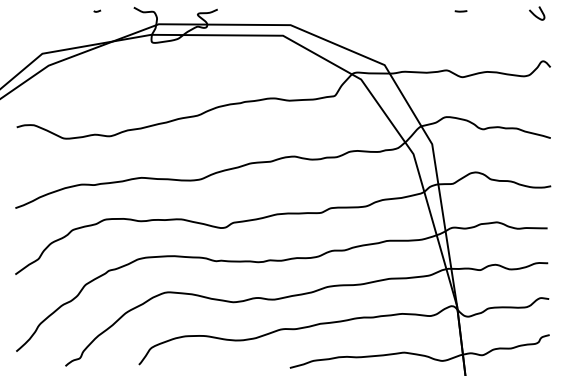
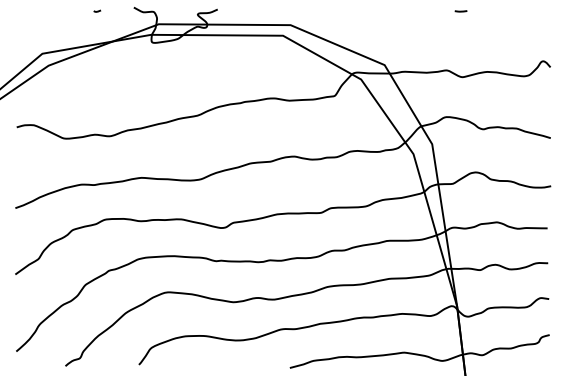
curve: present -> none (535, 14)
